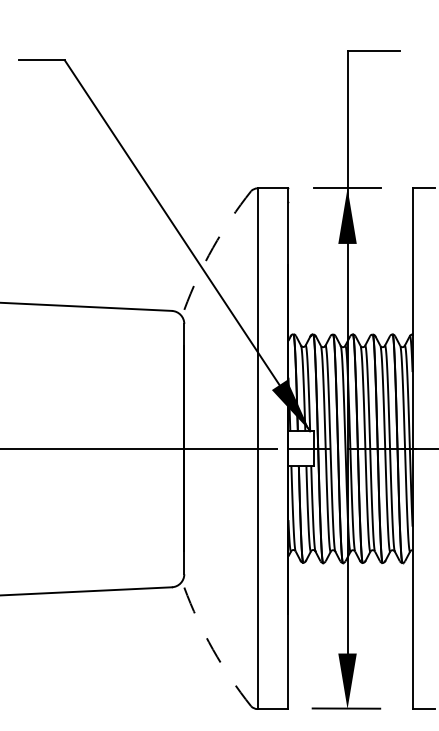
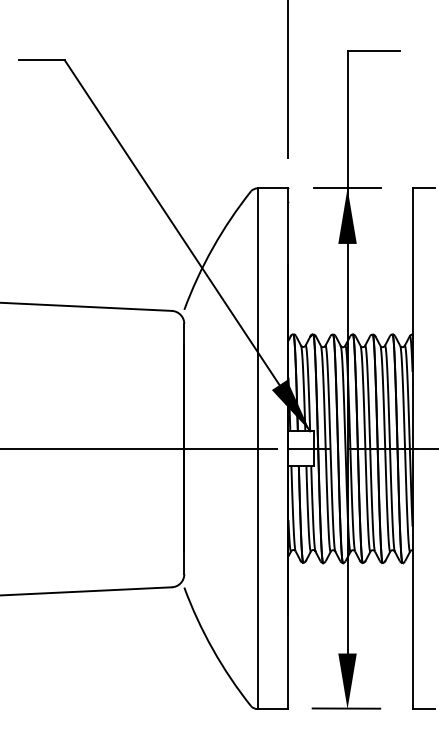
line: none -> present (288, 80)
arc: dashed -> solid (213, 247)
arc: dashed -> solid (213, 649)
